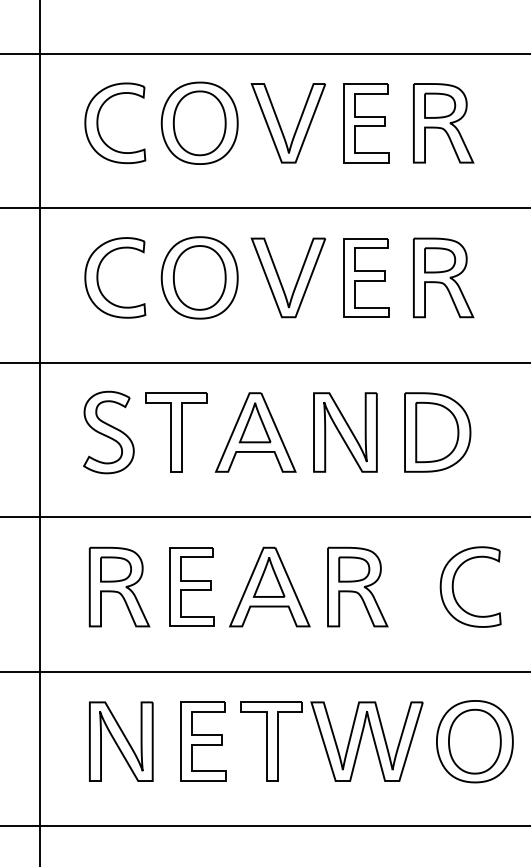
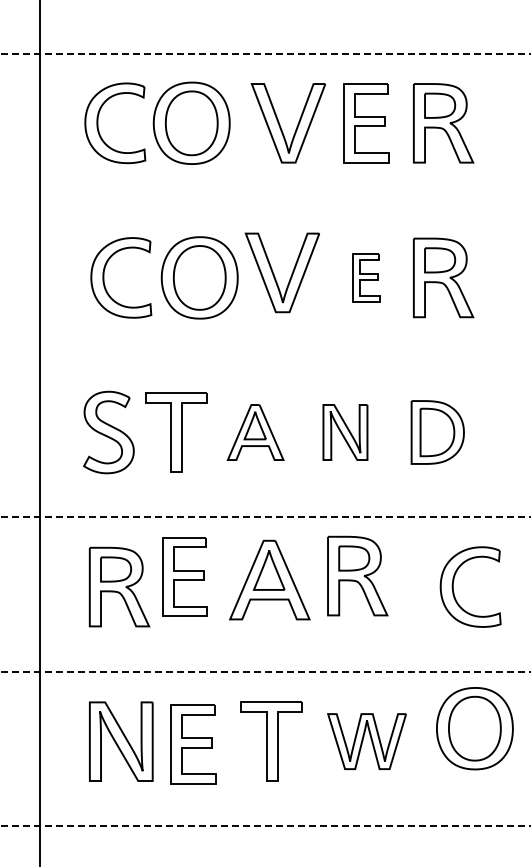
line: solid -> dashed (265, 53)
part position: (199, 122) -> (191, 122) (191, 122)
line: present -> none (264, 208)
part position: (98, 277) -> (104, 277) (104, 277)
part size: 47x80 px -> 29x50 px (366, 277)
part position: (281, 281) -> (275, 276) (275, 276)
line: present -> none (264, 362)
part size: 83x81 px -> 59x57 px (255, 432)
part size: 65x81 px -> 47x57 px (345, 432)
part size: 68x81 px -> 55x65 px (437, 432)
line: solid -> dashed (265, 517)
part position: (191, 586) -> (184, 576) (184, 576)
part position: (269, 586) -> (269, 579) (269, 579)
part position: (357, 586) -> (357, 575) (357, 575)
line: solid -> dashed (265, 671)
part position: (203, 741) -> (193, 744) (193, 744)
part size: 114x81 px -> 80x57 px (366, 741)
part position: (474, 741) -> (474, 728) (474, 728)
line: solid -> dashed (265, 826)
